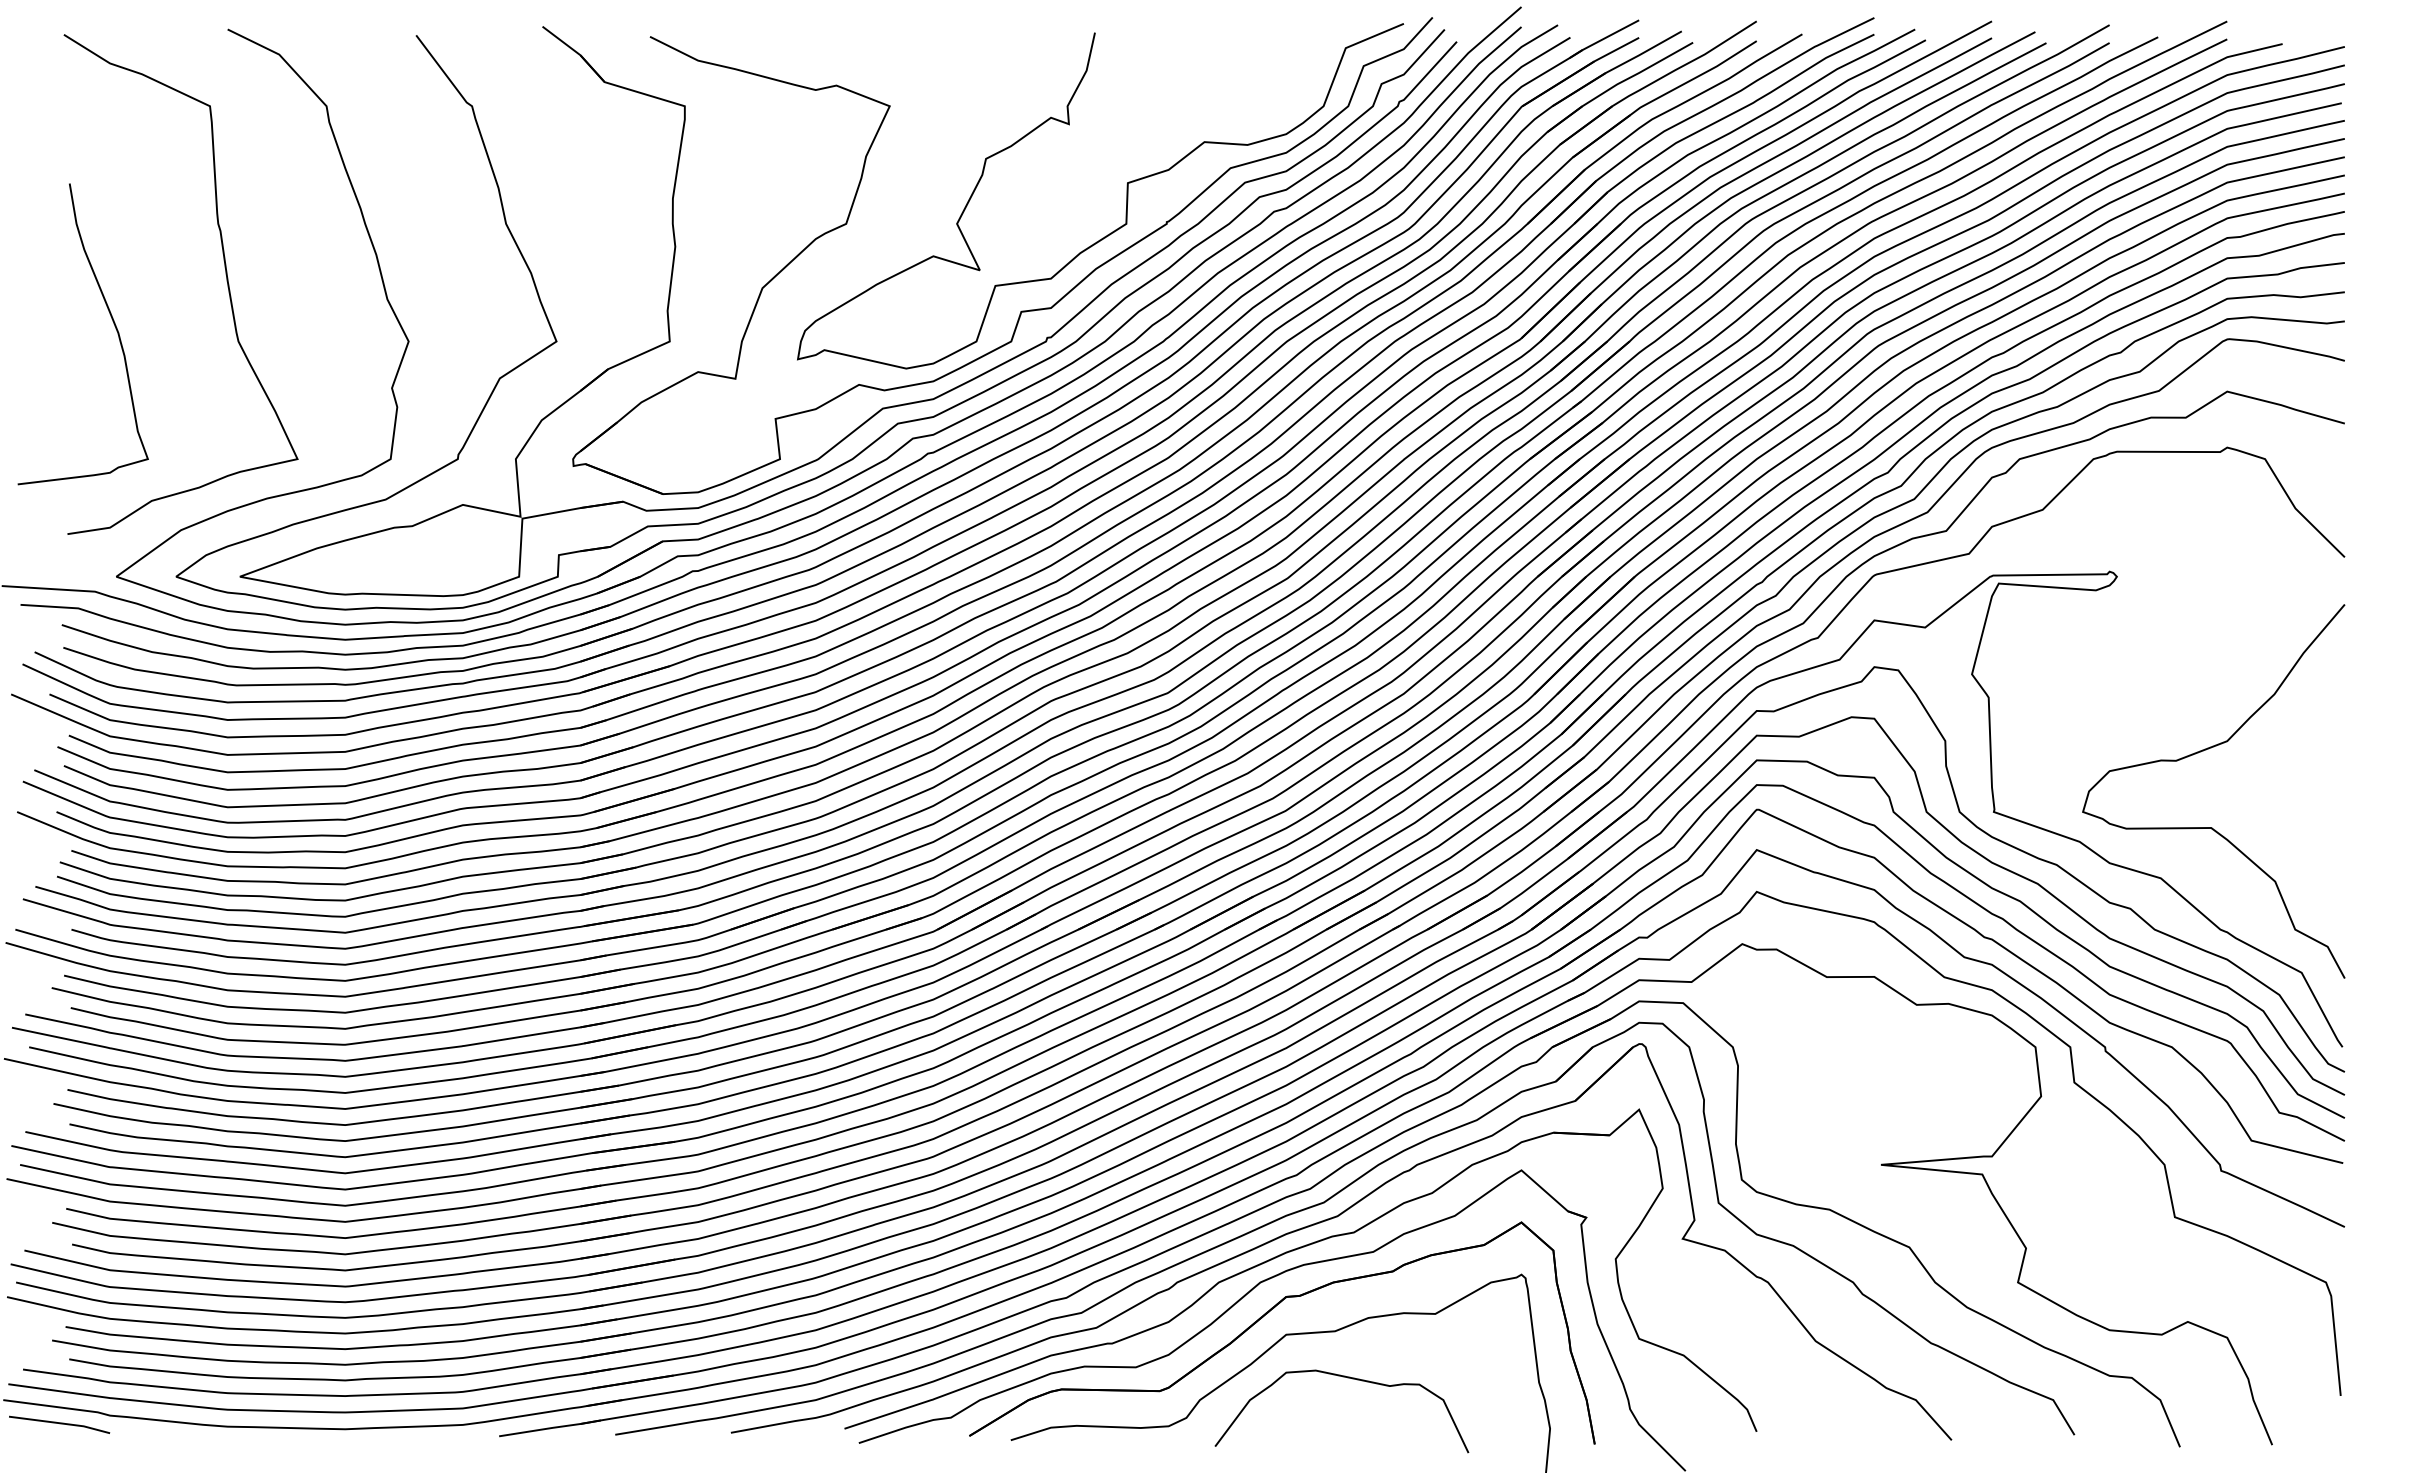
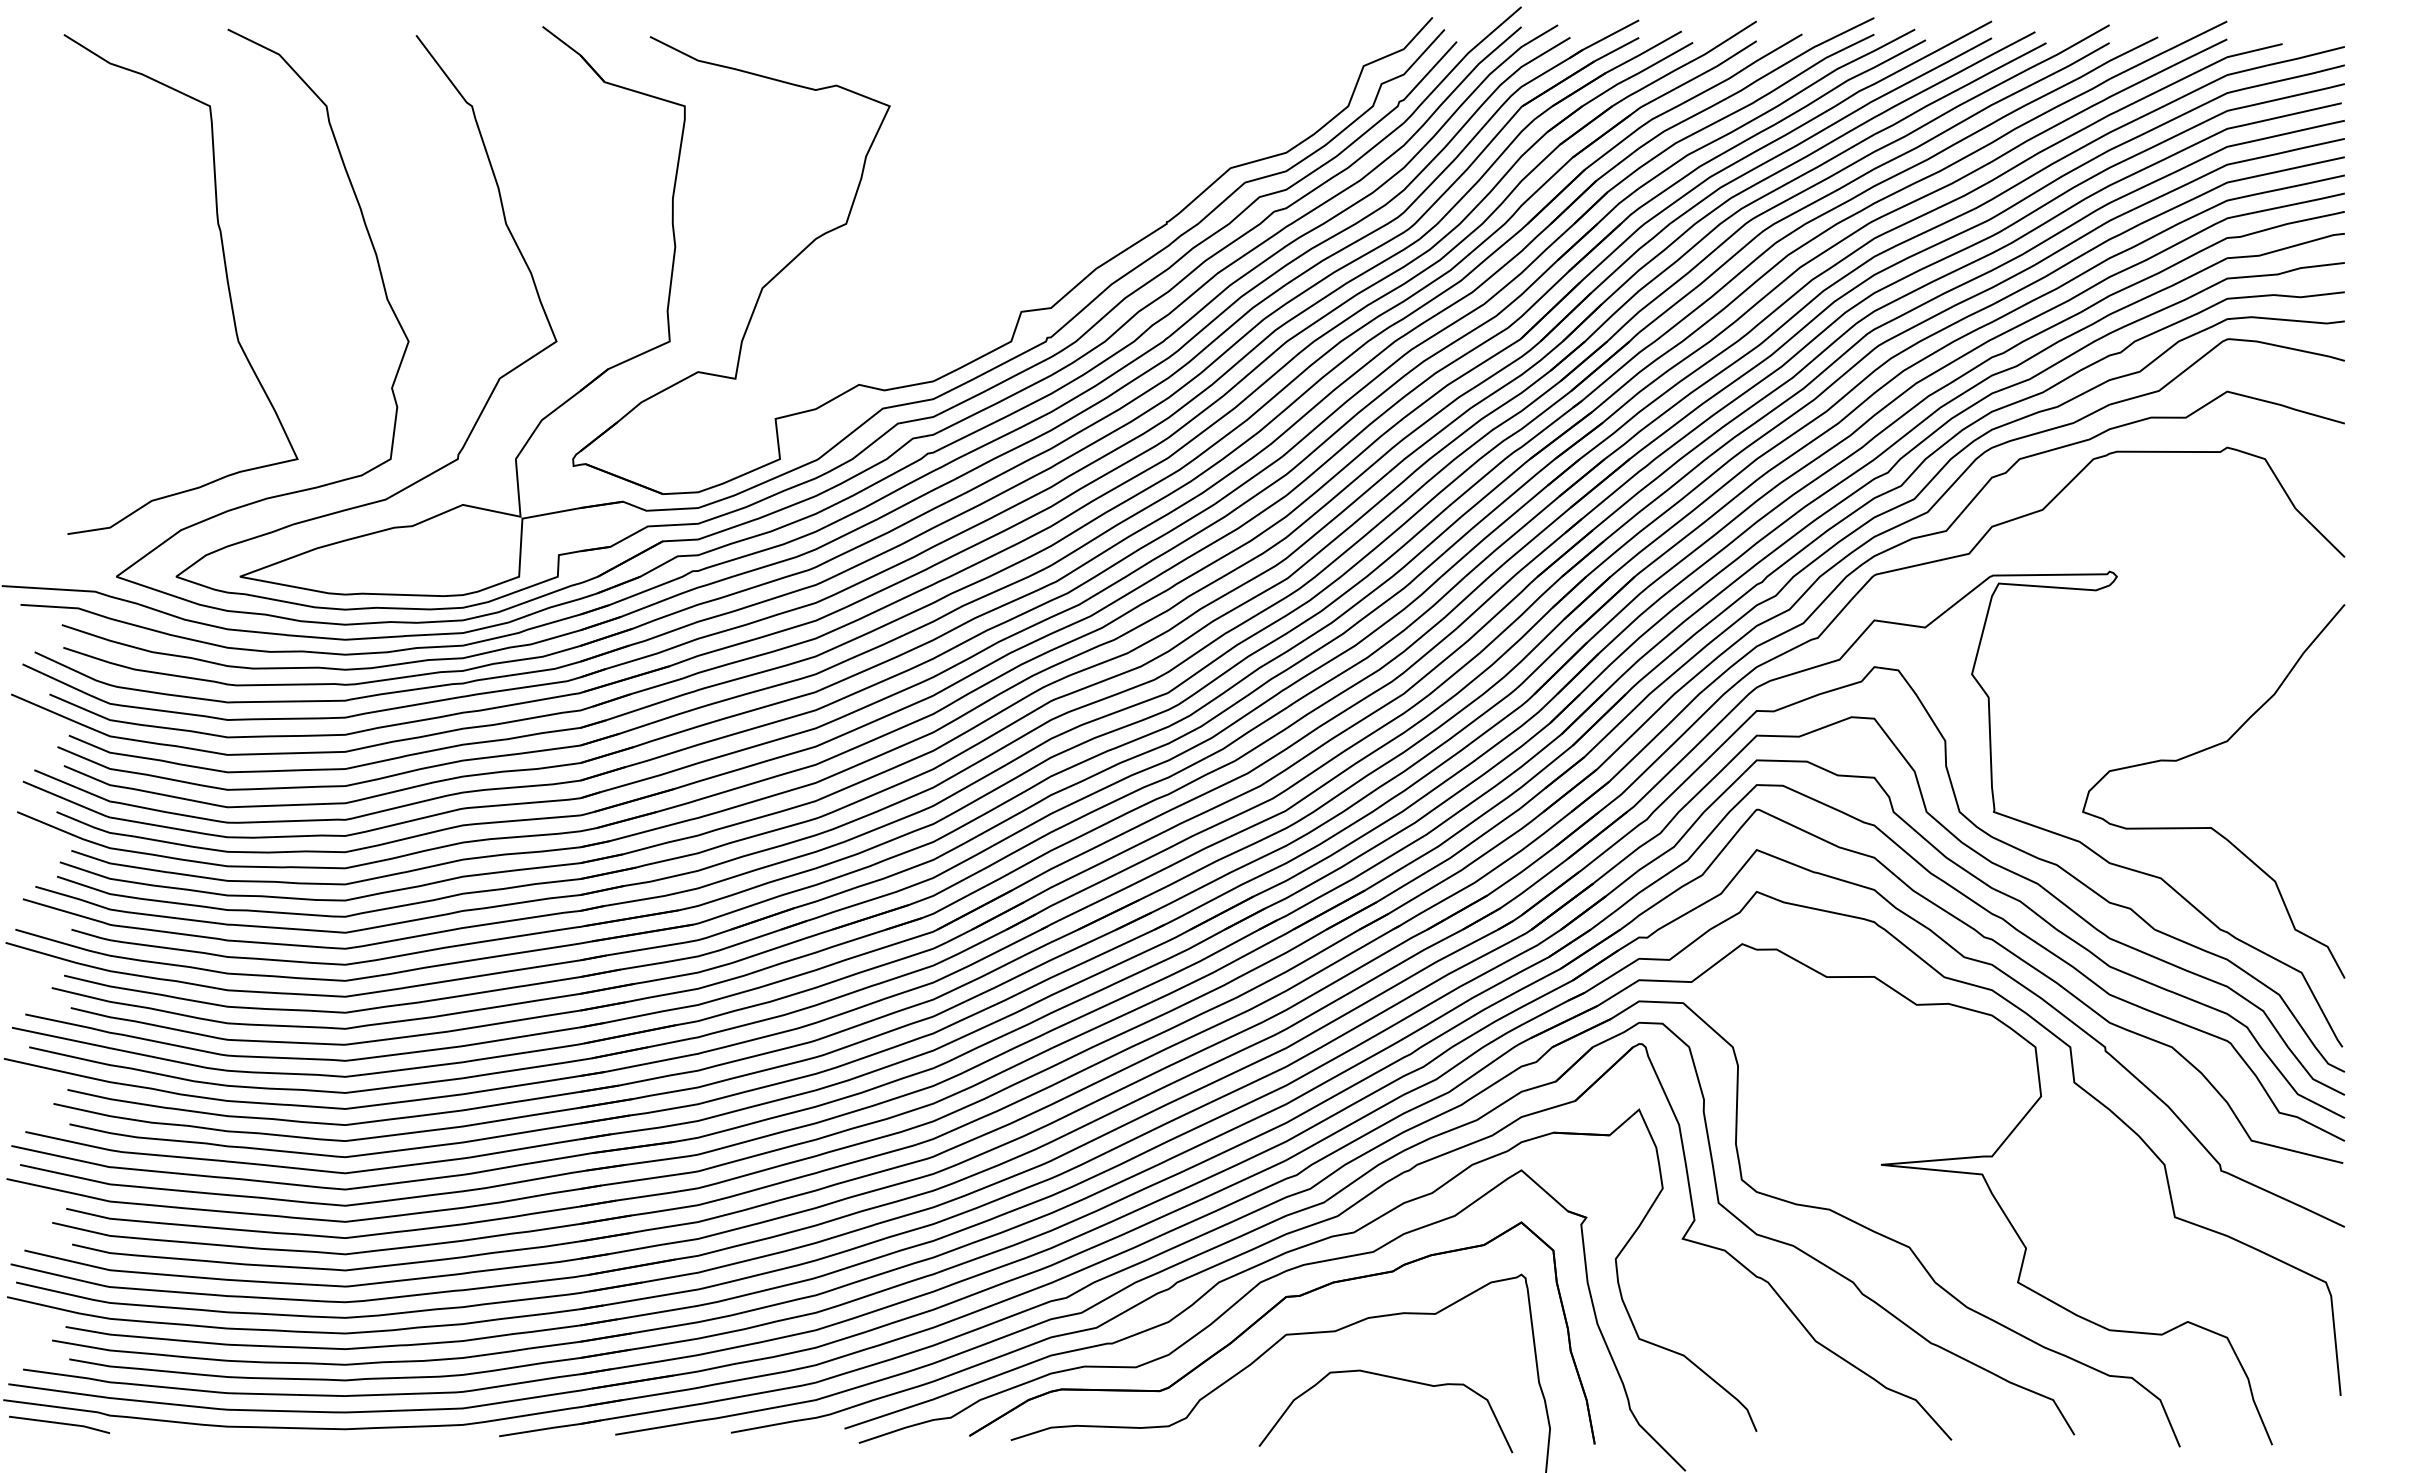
curve: present -> none (1126, 196)
curve: present -> none (113, 324)
curve position: (1347, 1378) -> (1391, 1378) (1391, 1378)
